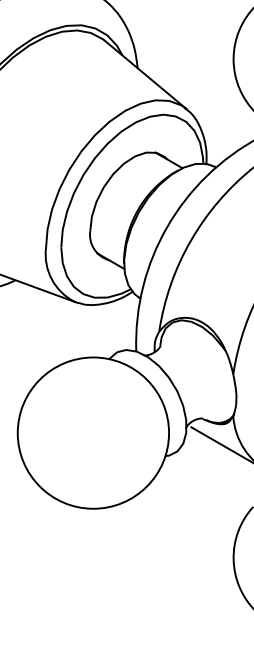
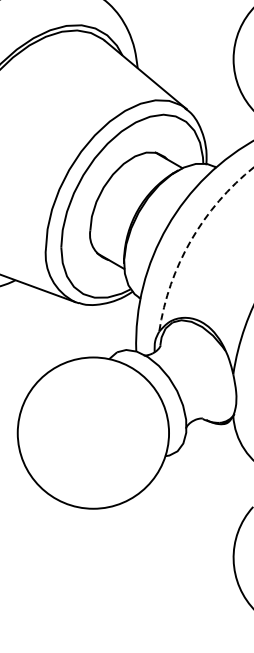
arc: solid -> dashed (191, 240)
line: present -> none (220, 444)
